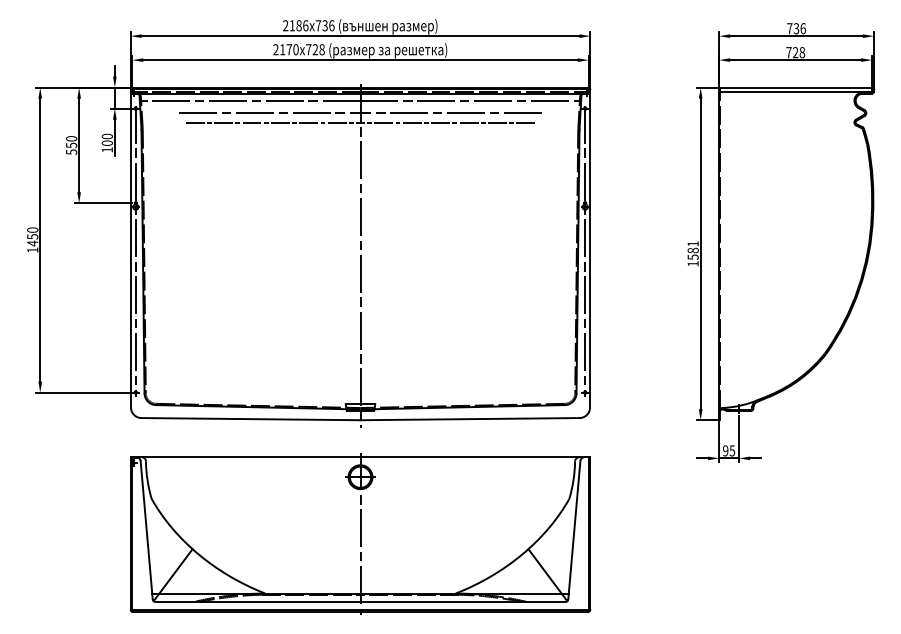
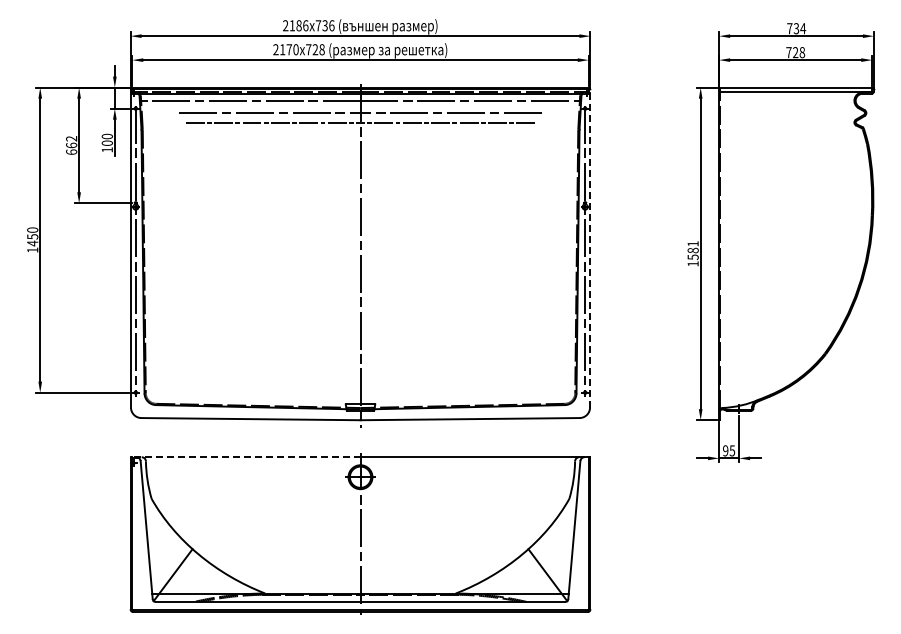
text: 736 -> 734 (803, 28)
text: 550 -> 662 (71, 145)
line: solid -> dashed (590, 247)
line: solid -> dashed (245, 457)
